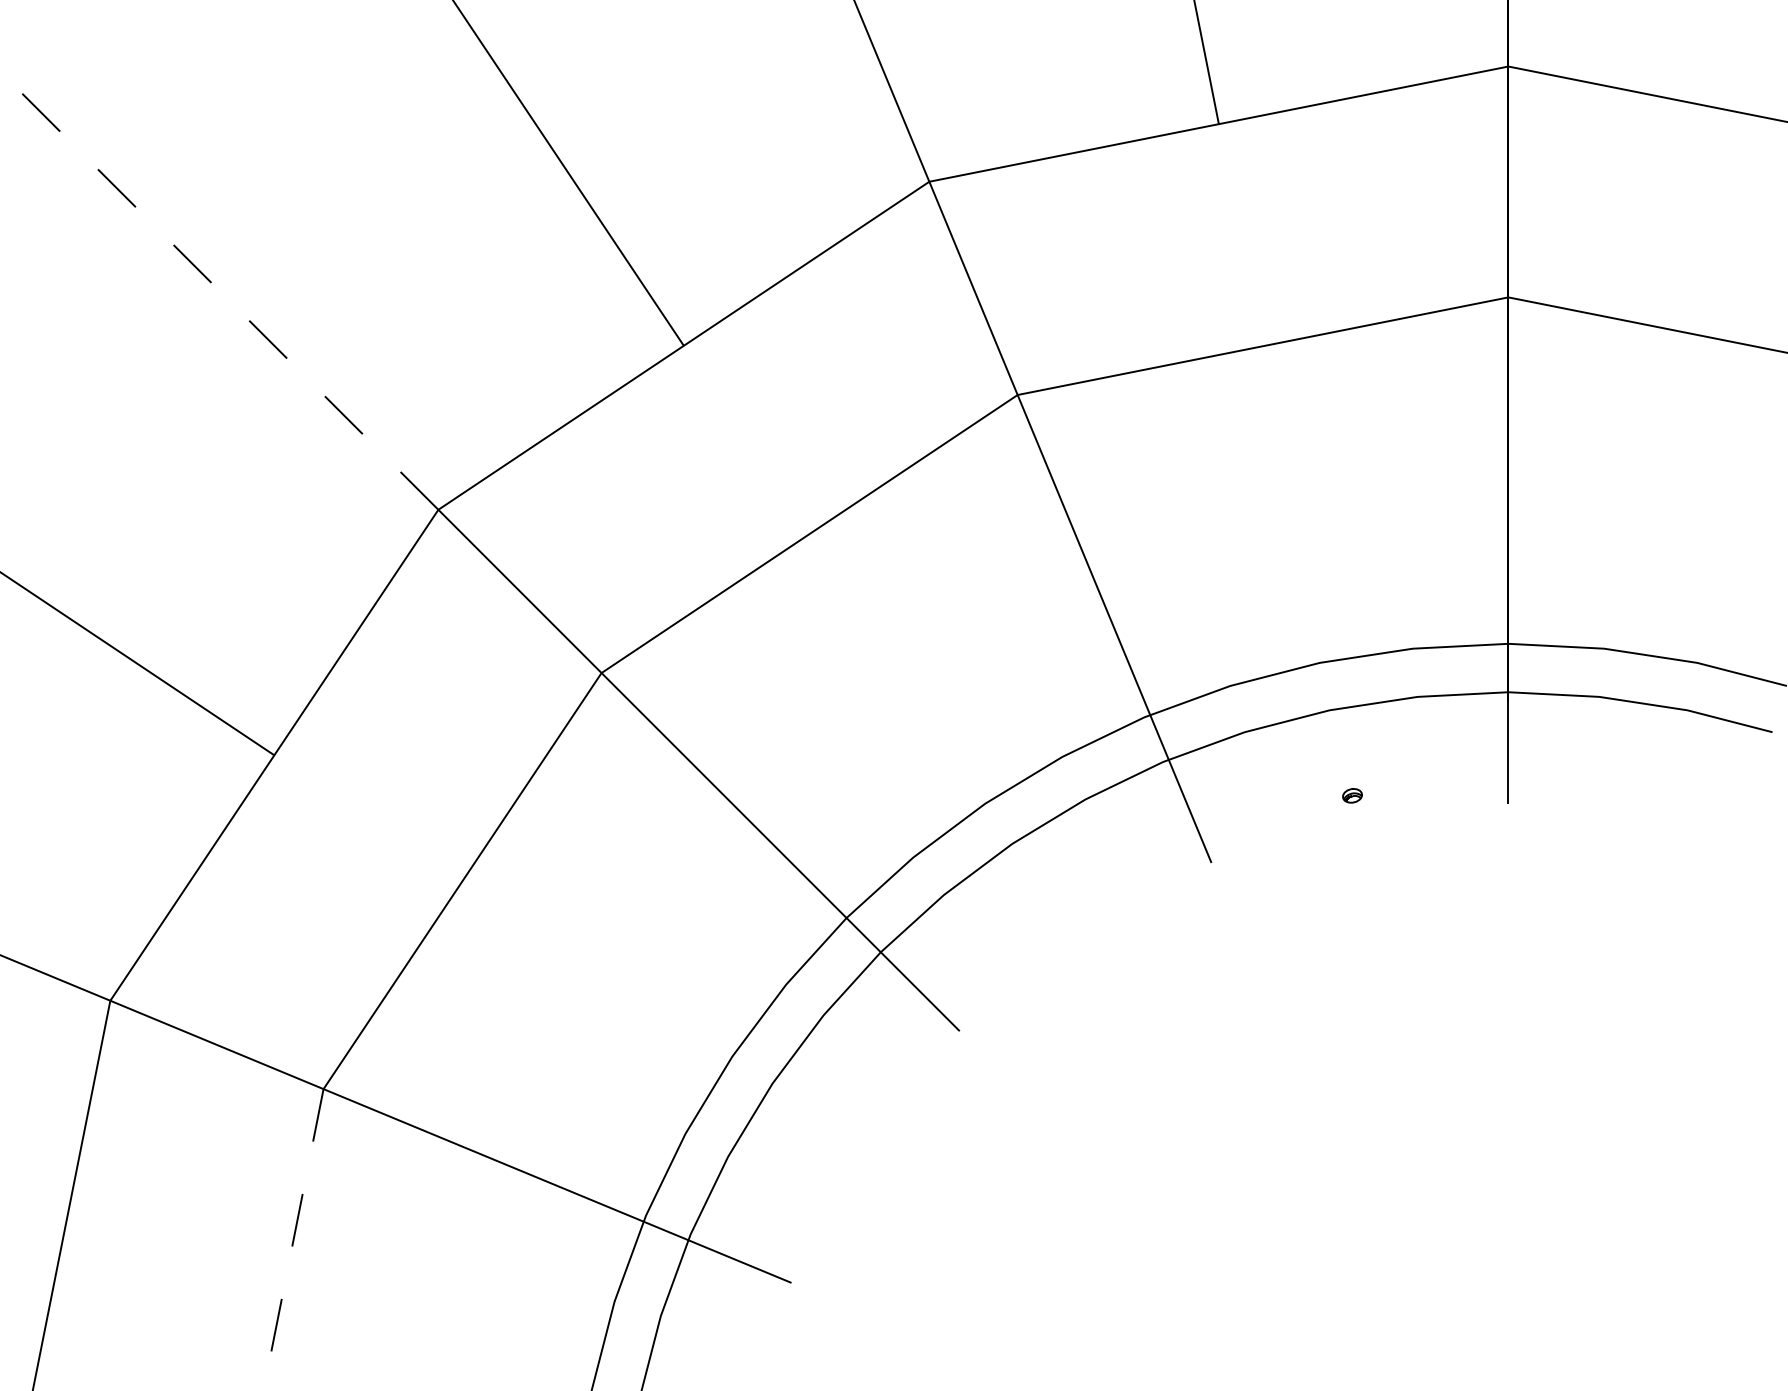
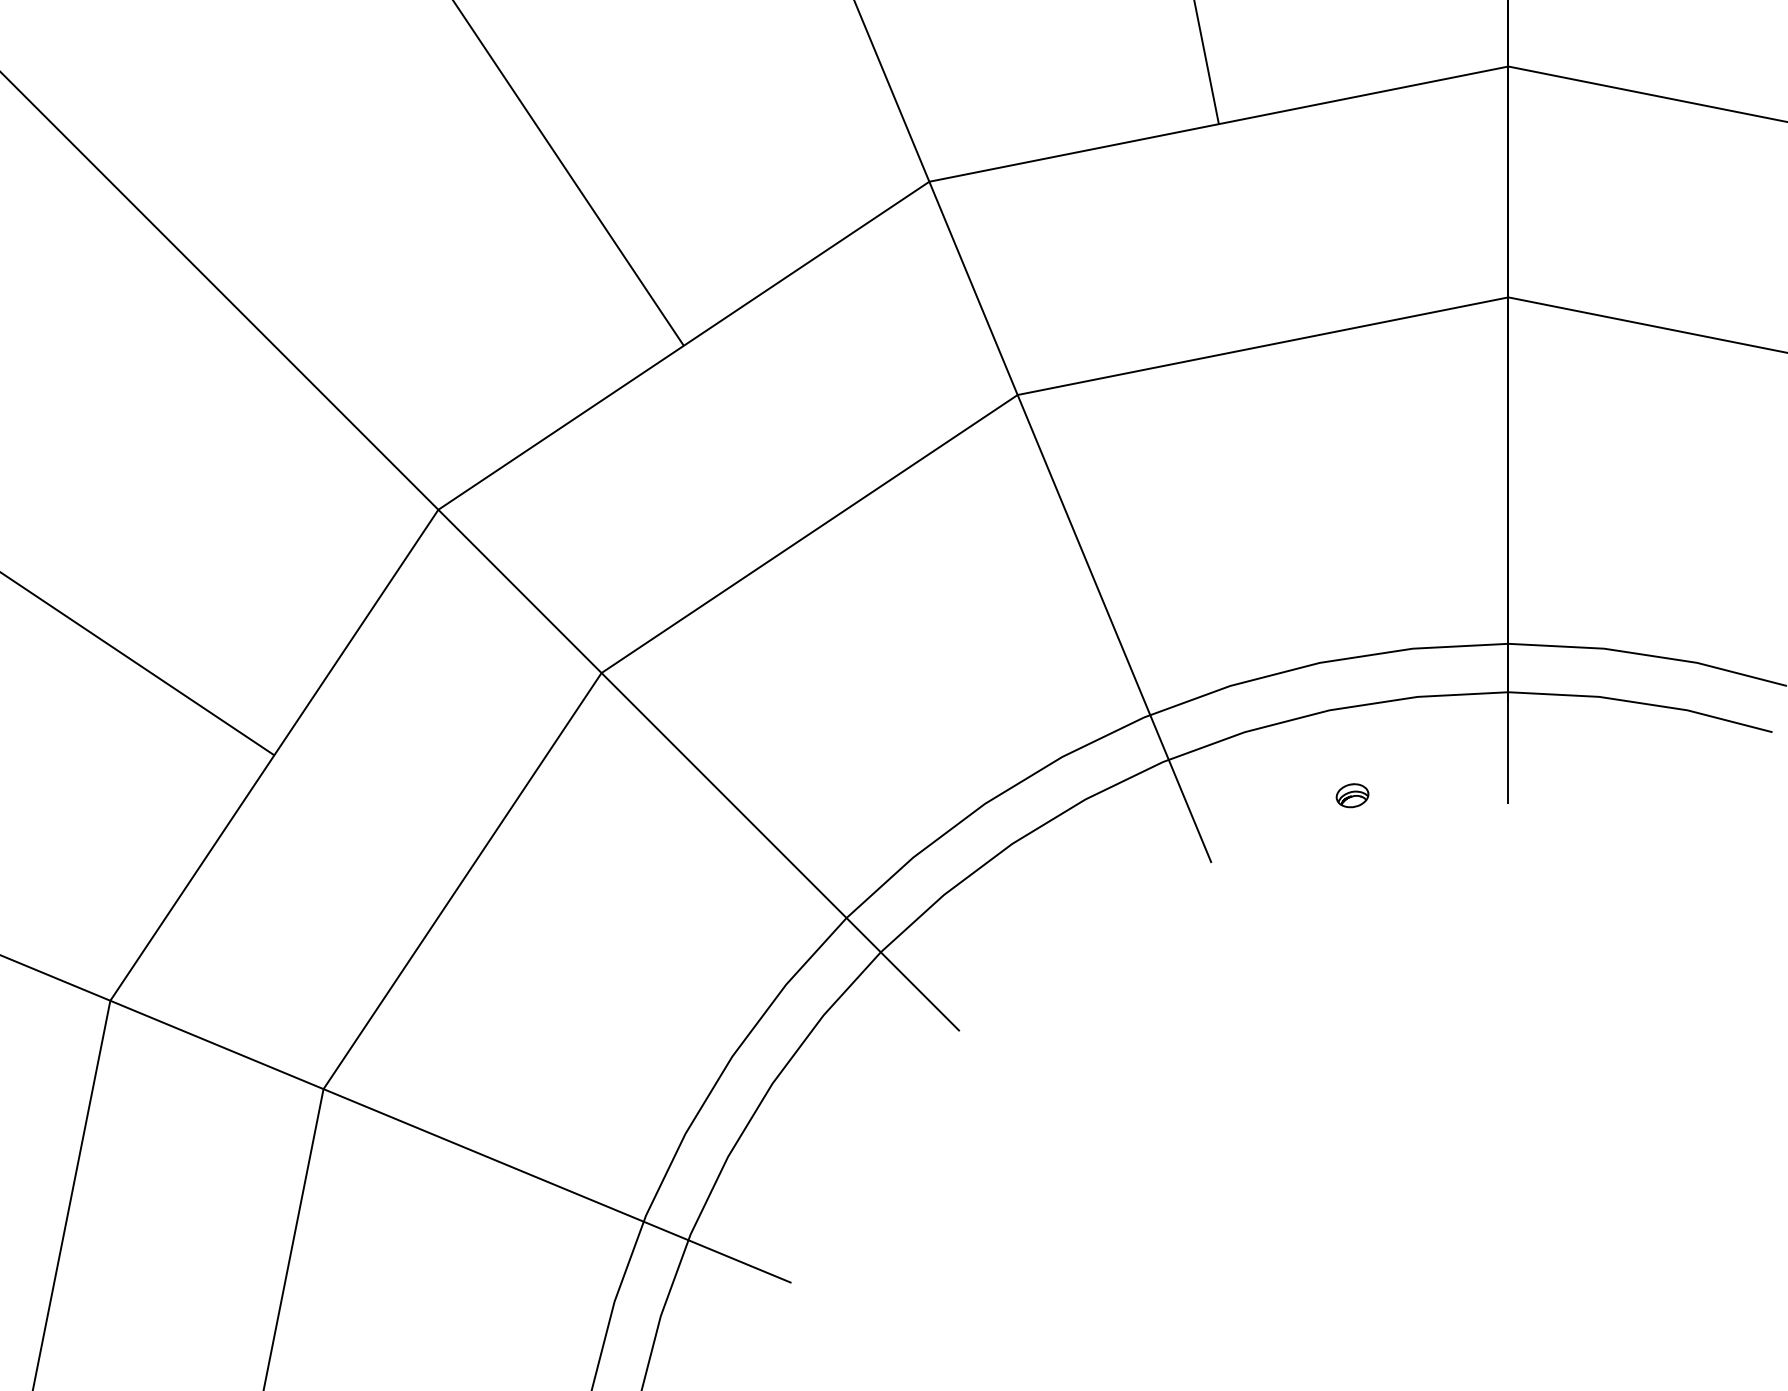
line: dashed -> solid (219, 290)
part size: 21x16 px -> 35x26 px (1352, 795)
line: dashed -> solid (293, 1239)
